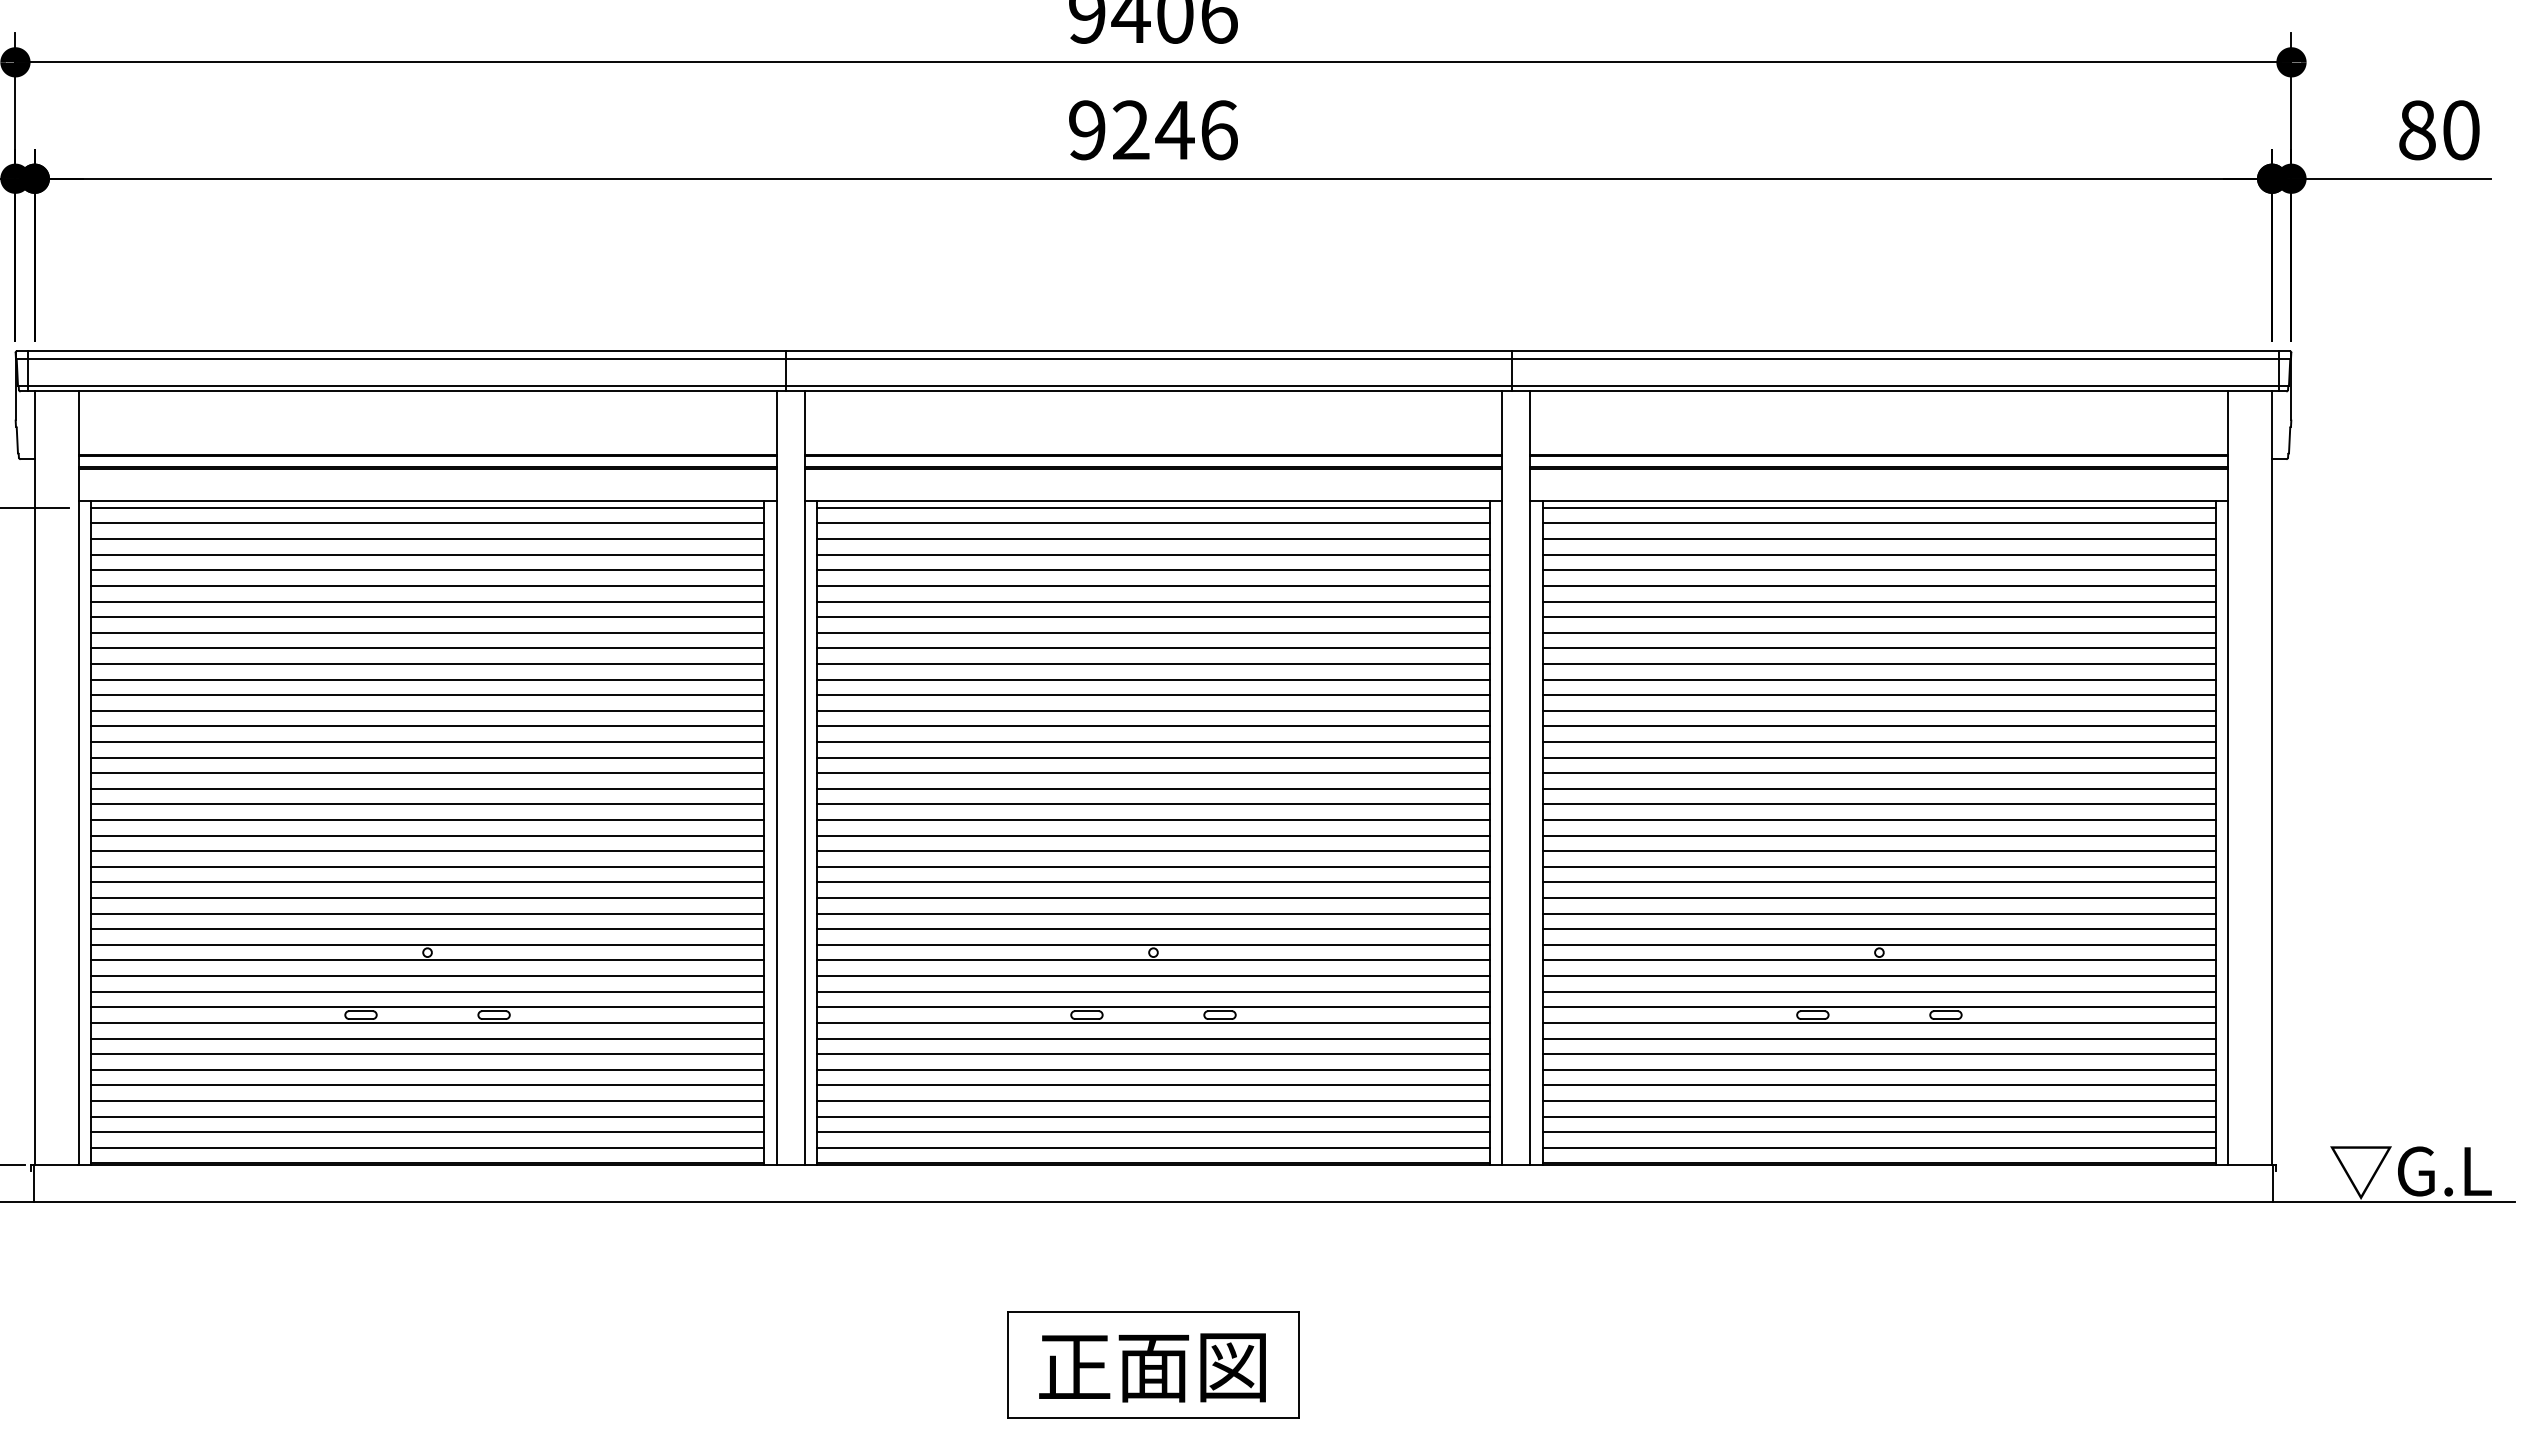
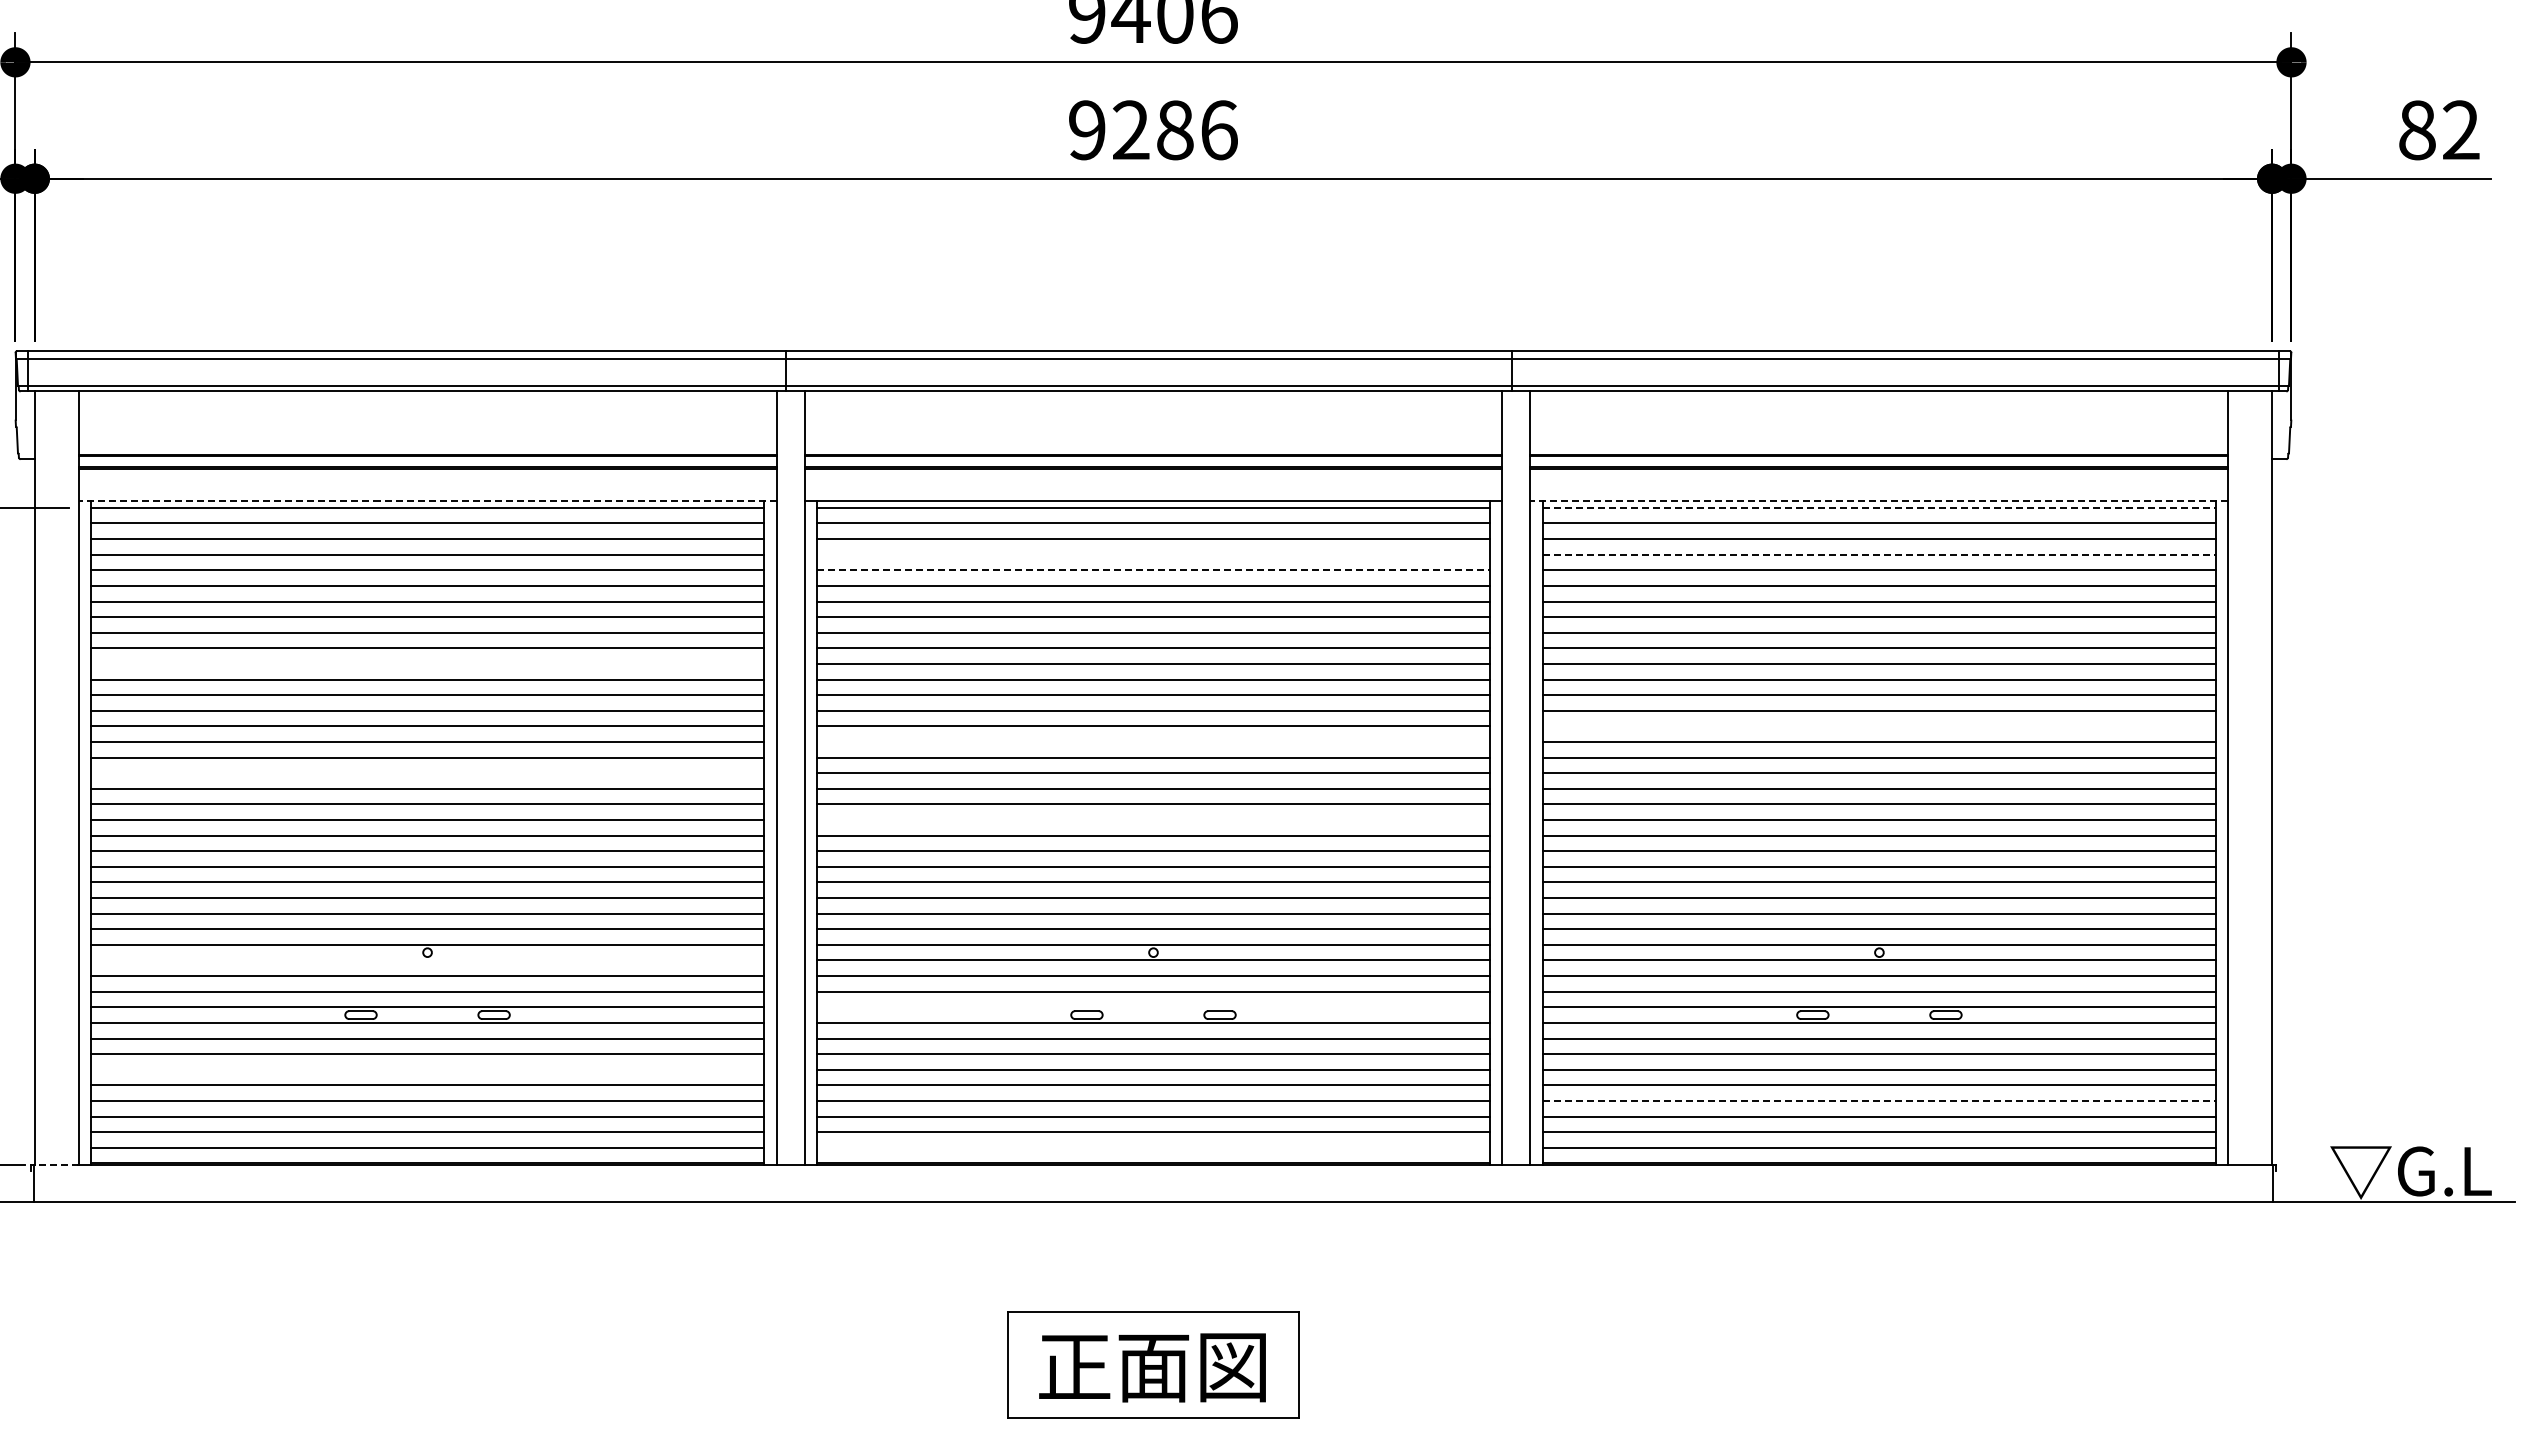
text: 9246 -> 9286 (1174, 130)
text: 80 -> 82 (2461, 130)
line: solid -> dashed (427, 501)
line: solid -> dashed (1879, 501)
line: solid -> dashed (1879, 507)
line: present -> none (1153, 554)
line: solid -> dashed (1879, 554)
line: solid -> dashed (1153, 570)
line: present -> none (427, 663)
line: present -> none (1879, 726)
line: present -> none (1153, 741)
line: present -> none (427, 773)
line: present -> none (1153, 820)
line: present -> none (427, 960)
line: present -> none (1153, 1007)
line: present -> none (427, 1069)
line: solid -> dashed (1879, 1100)
line: present -> none (1153, 1147)
line: solid -> dashed (56, 1165)
